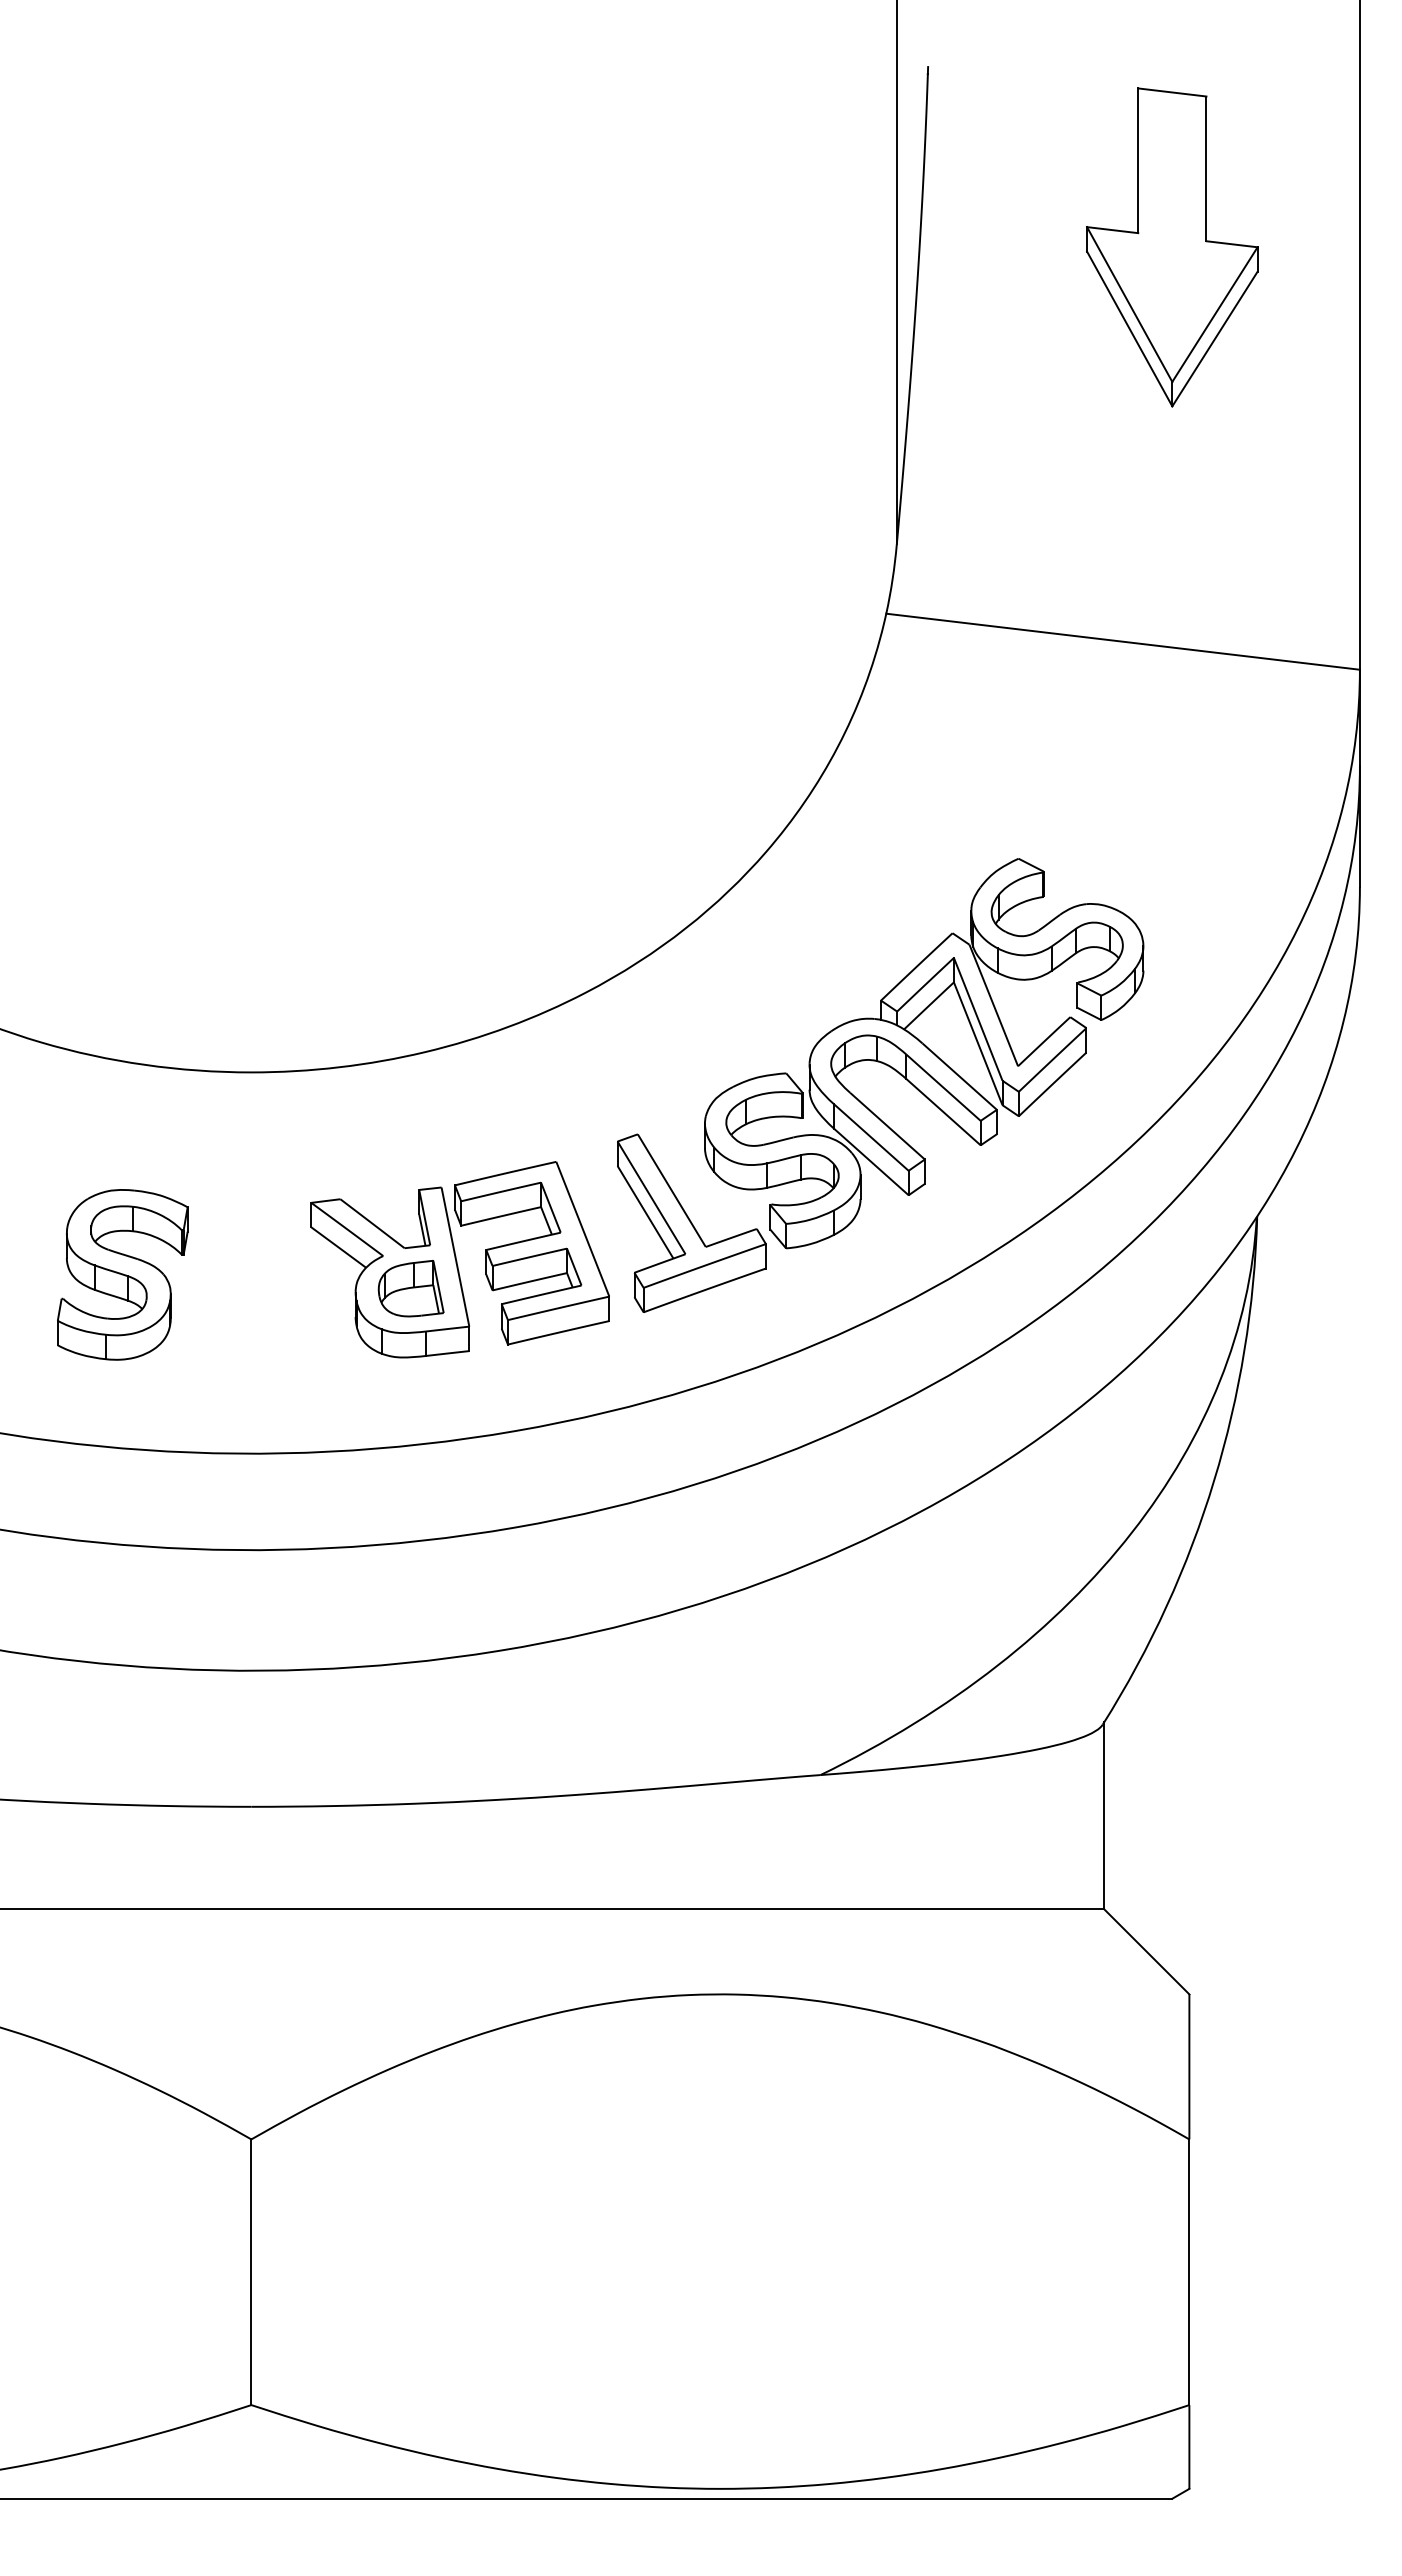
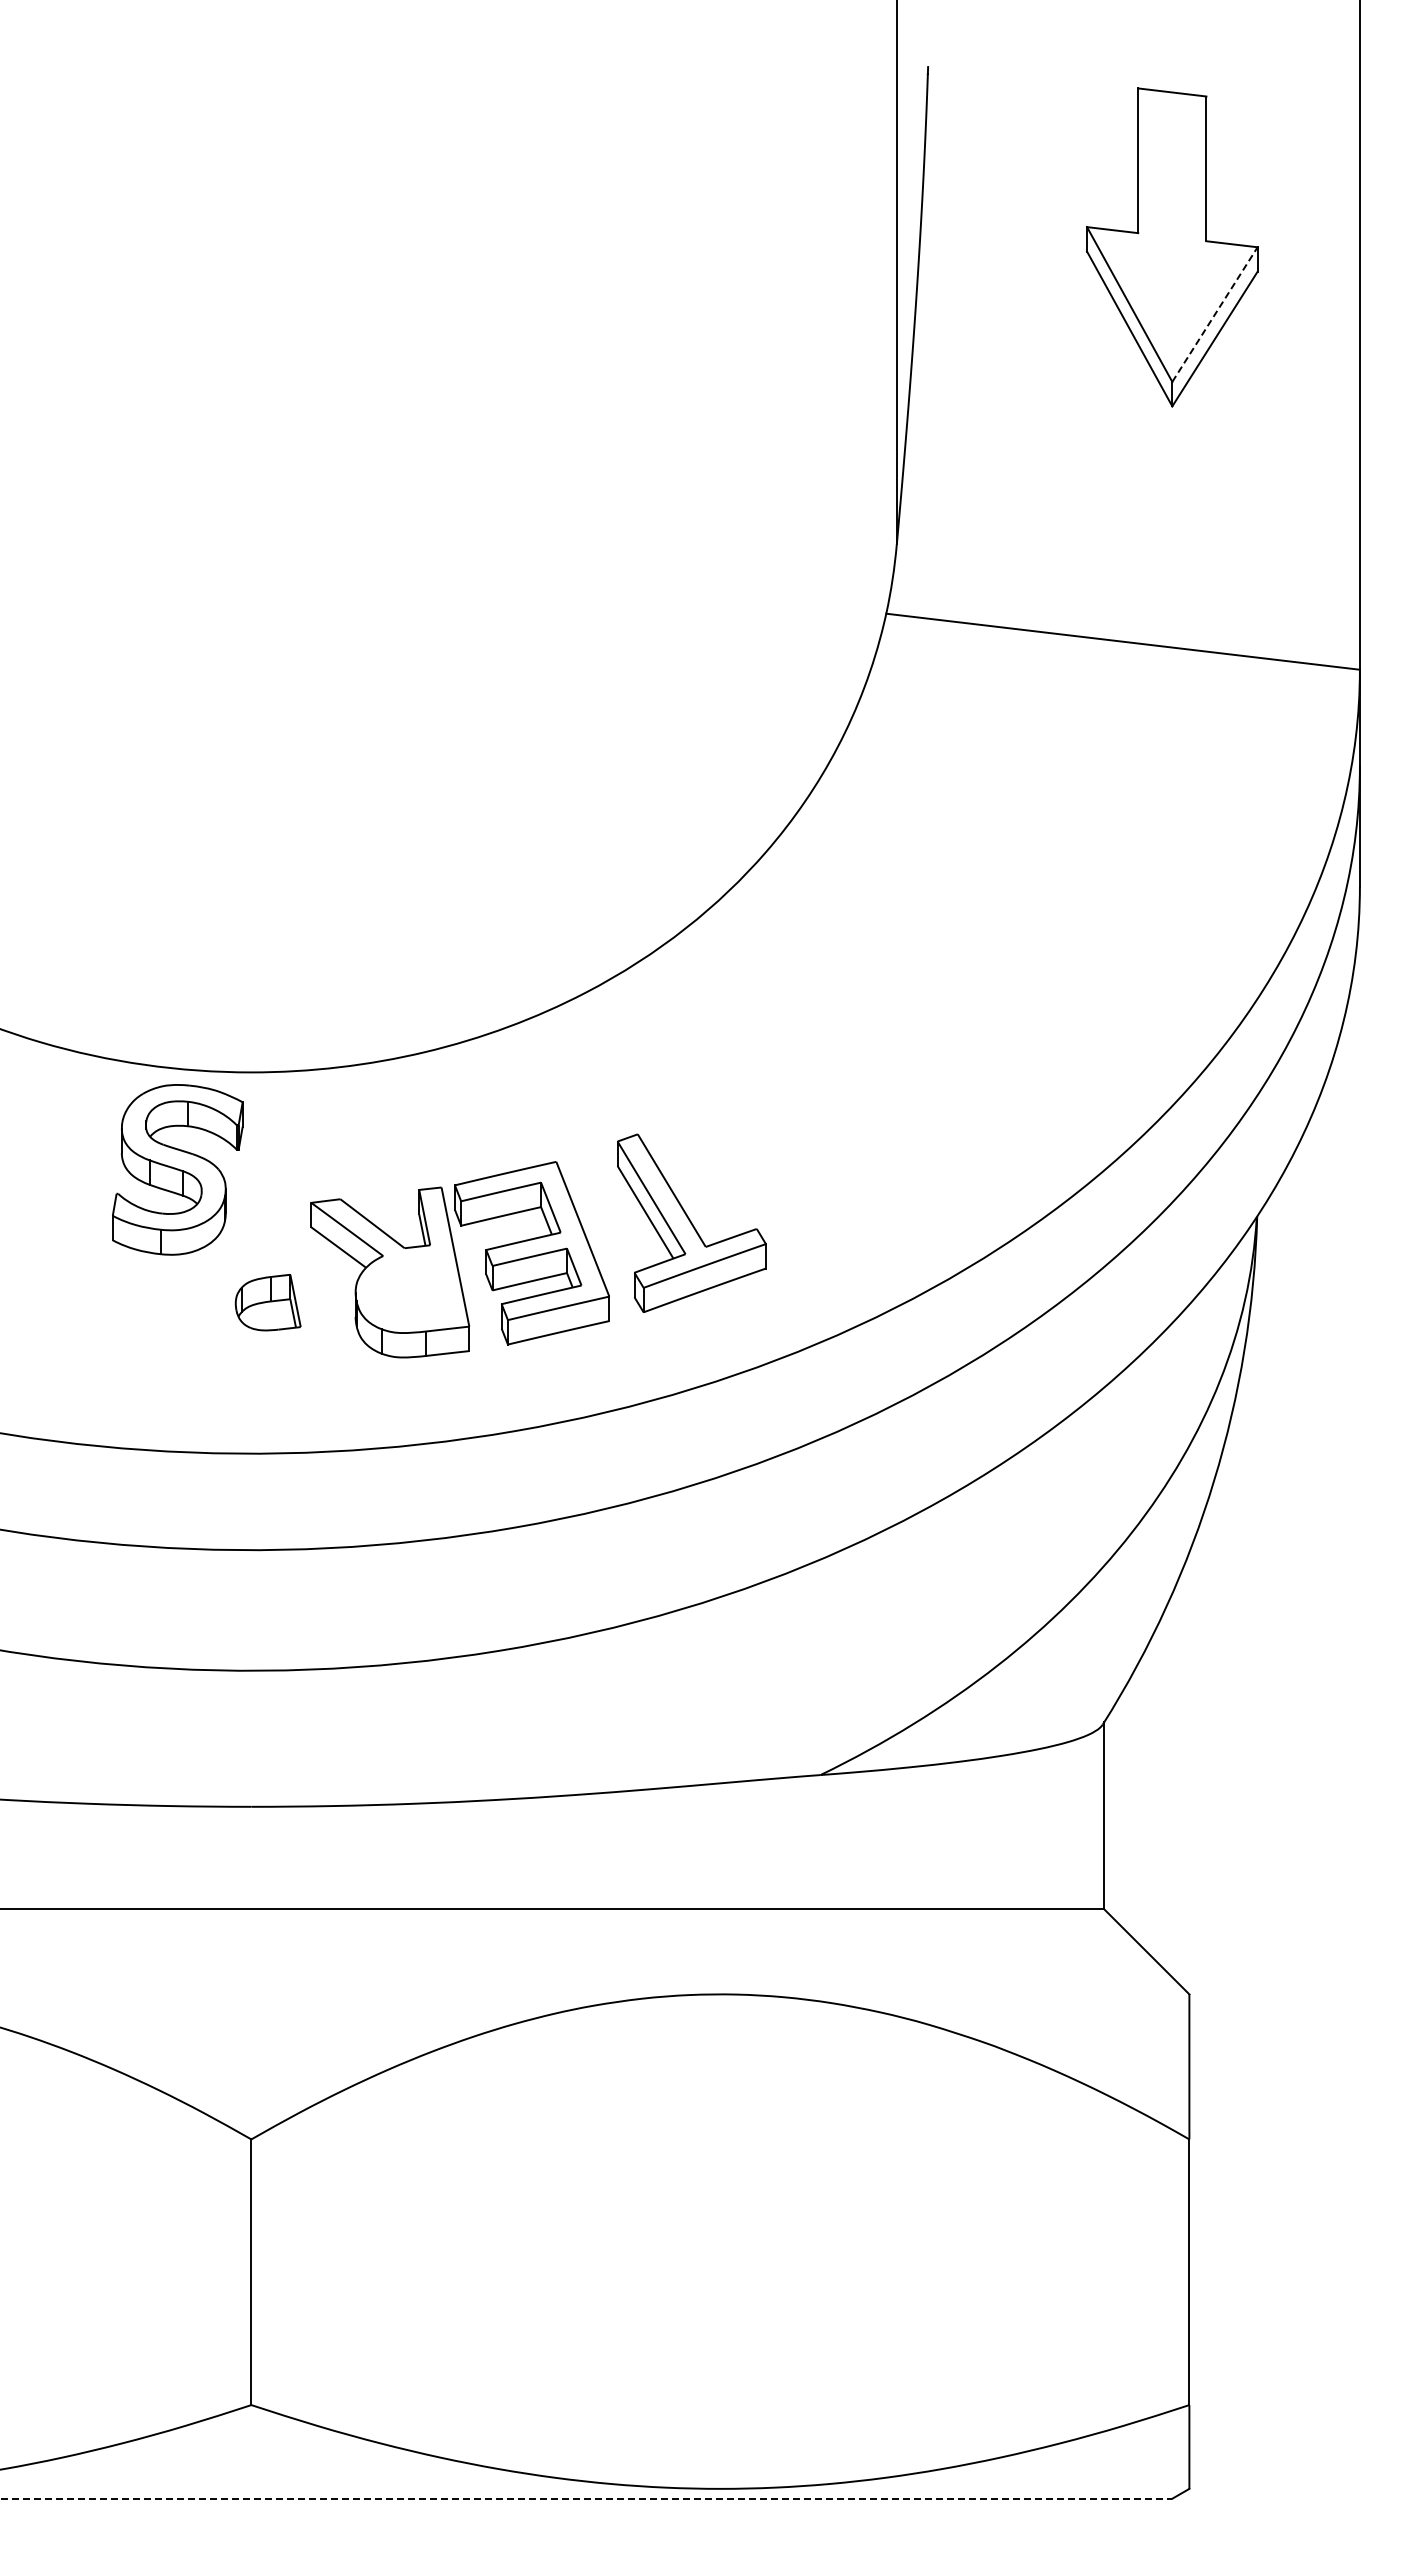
line: solid -> dashed (1214, 314)
part: present -> none (924, 1053)
part position: (122, 1274) -> (177, 1169) (177, 1169)
part position: (410, 1288) -> (267, 1302) (267, 1302)
line: solid -> dashed (586, 2498)
